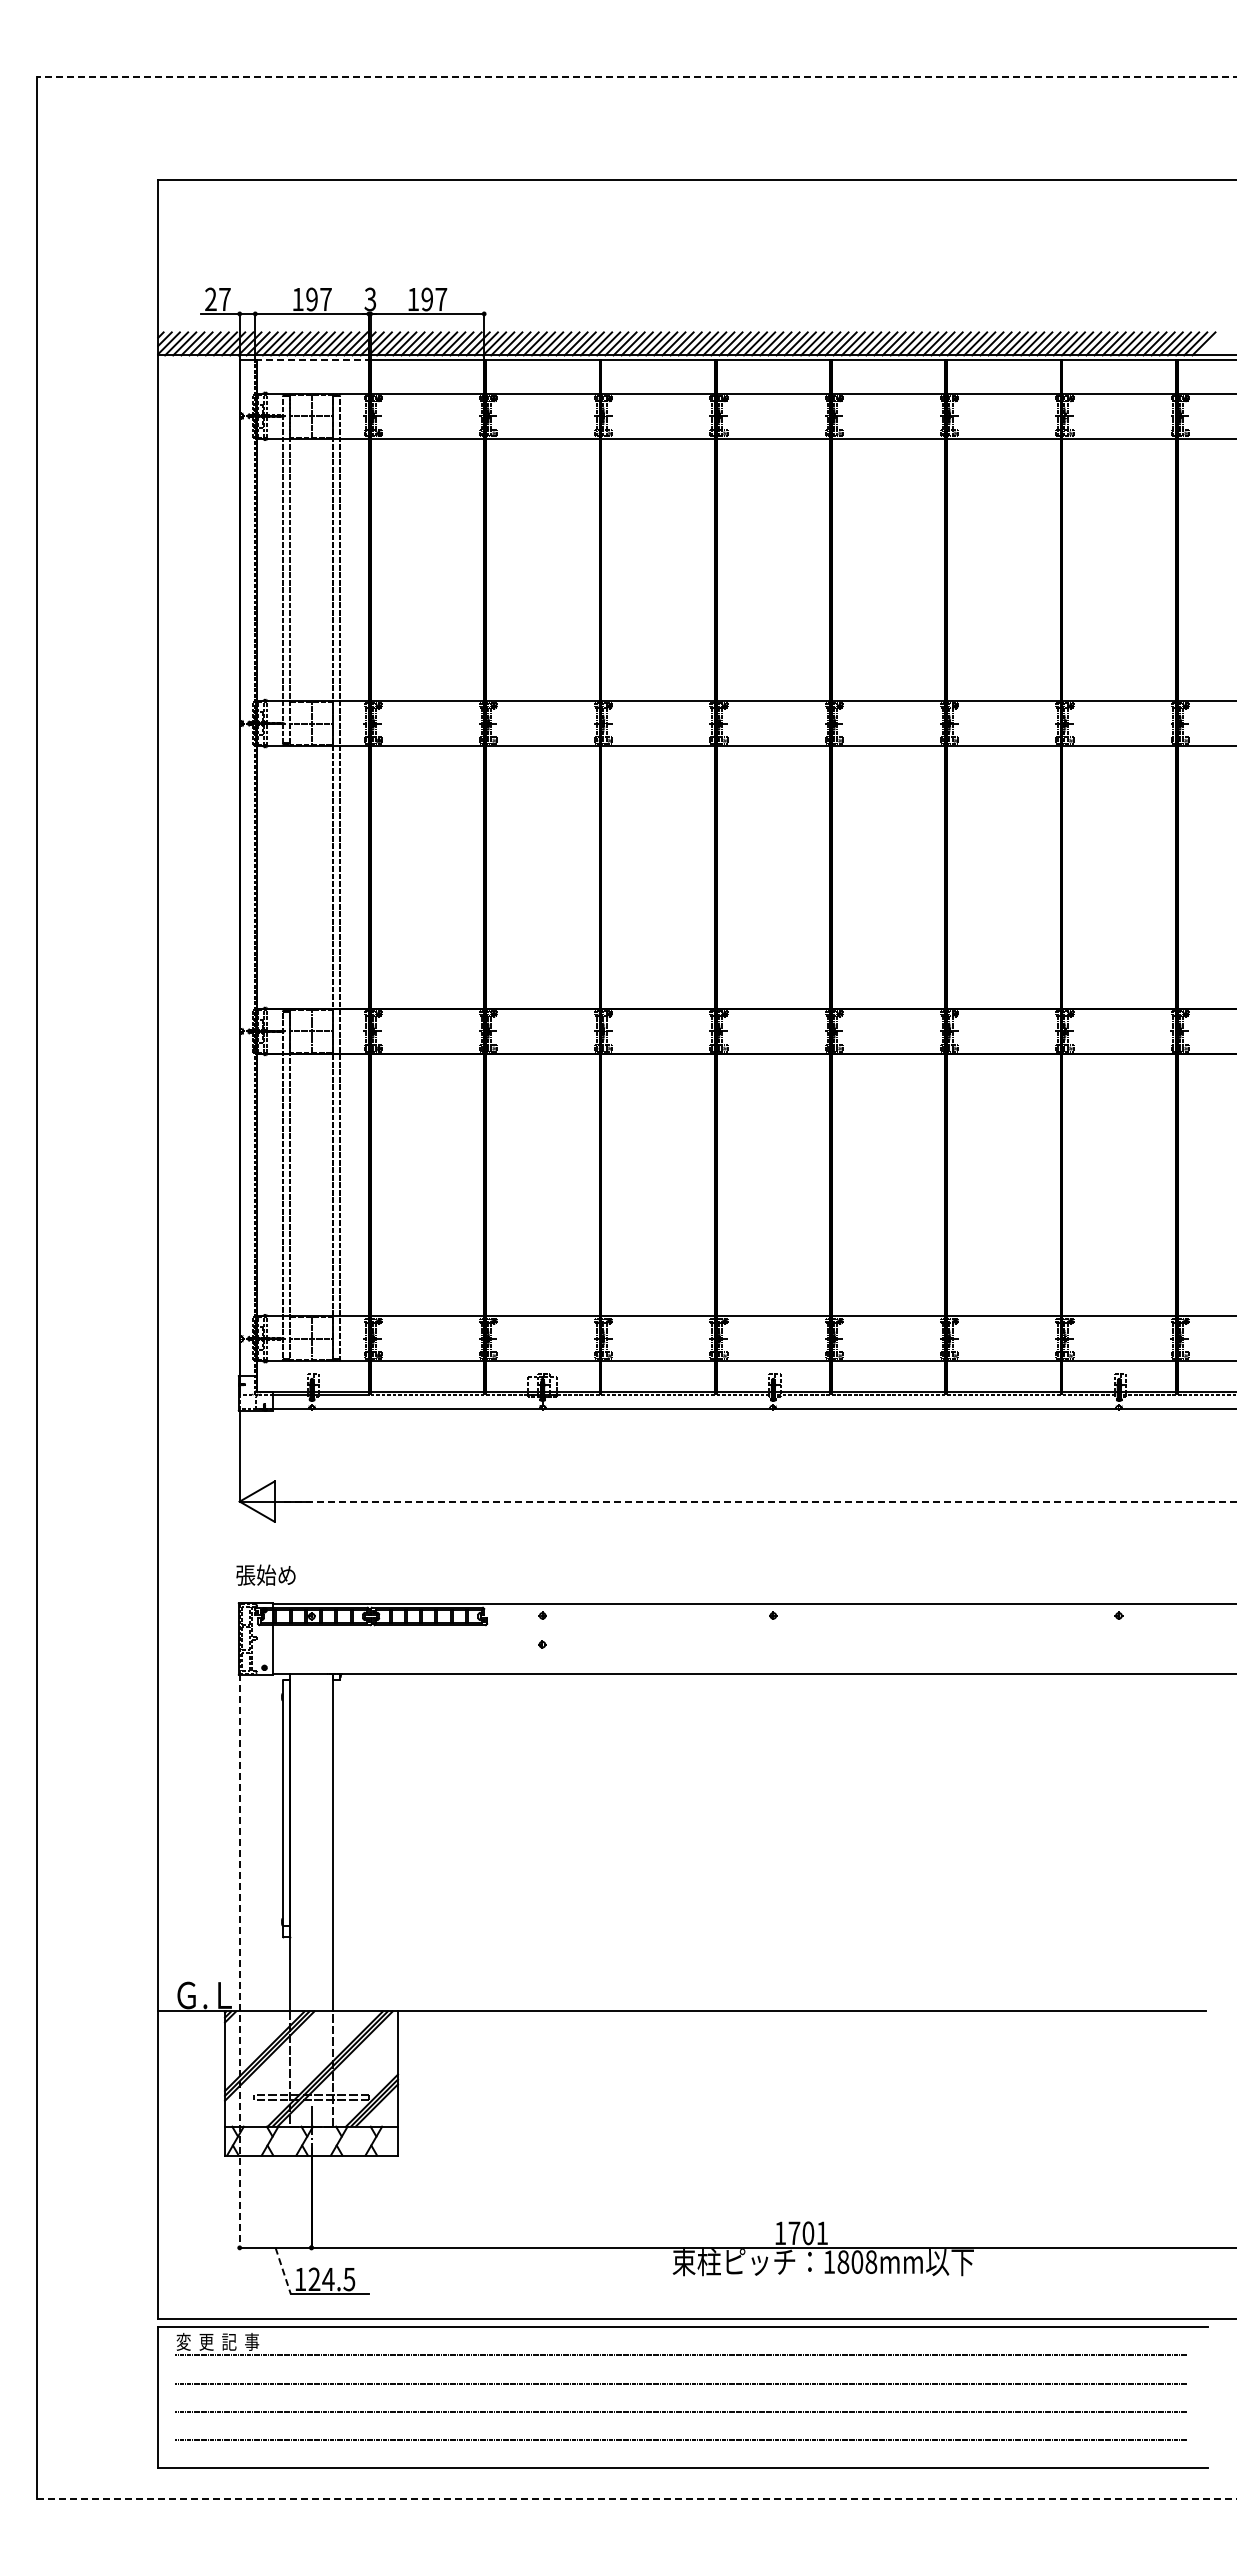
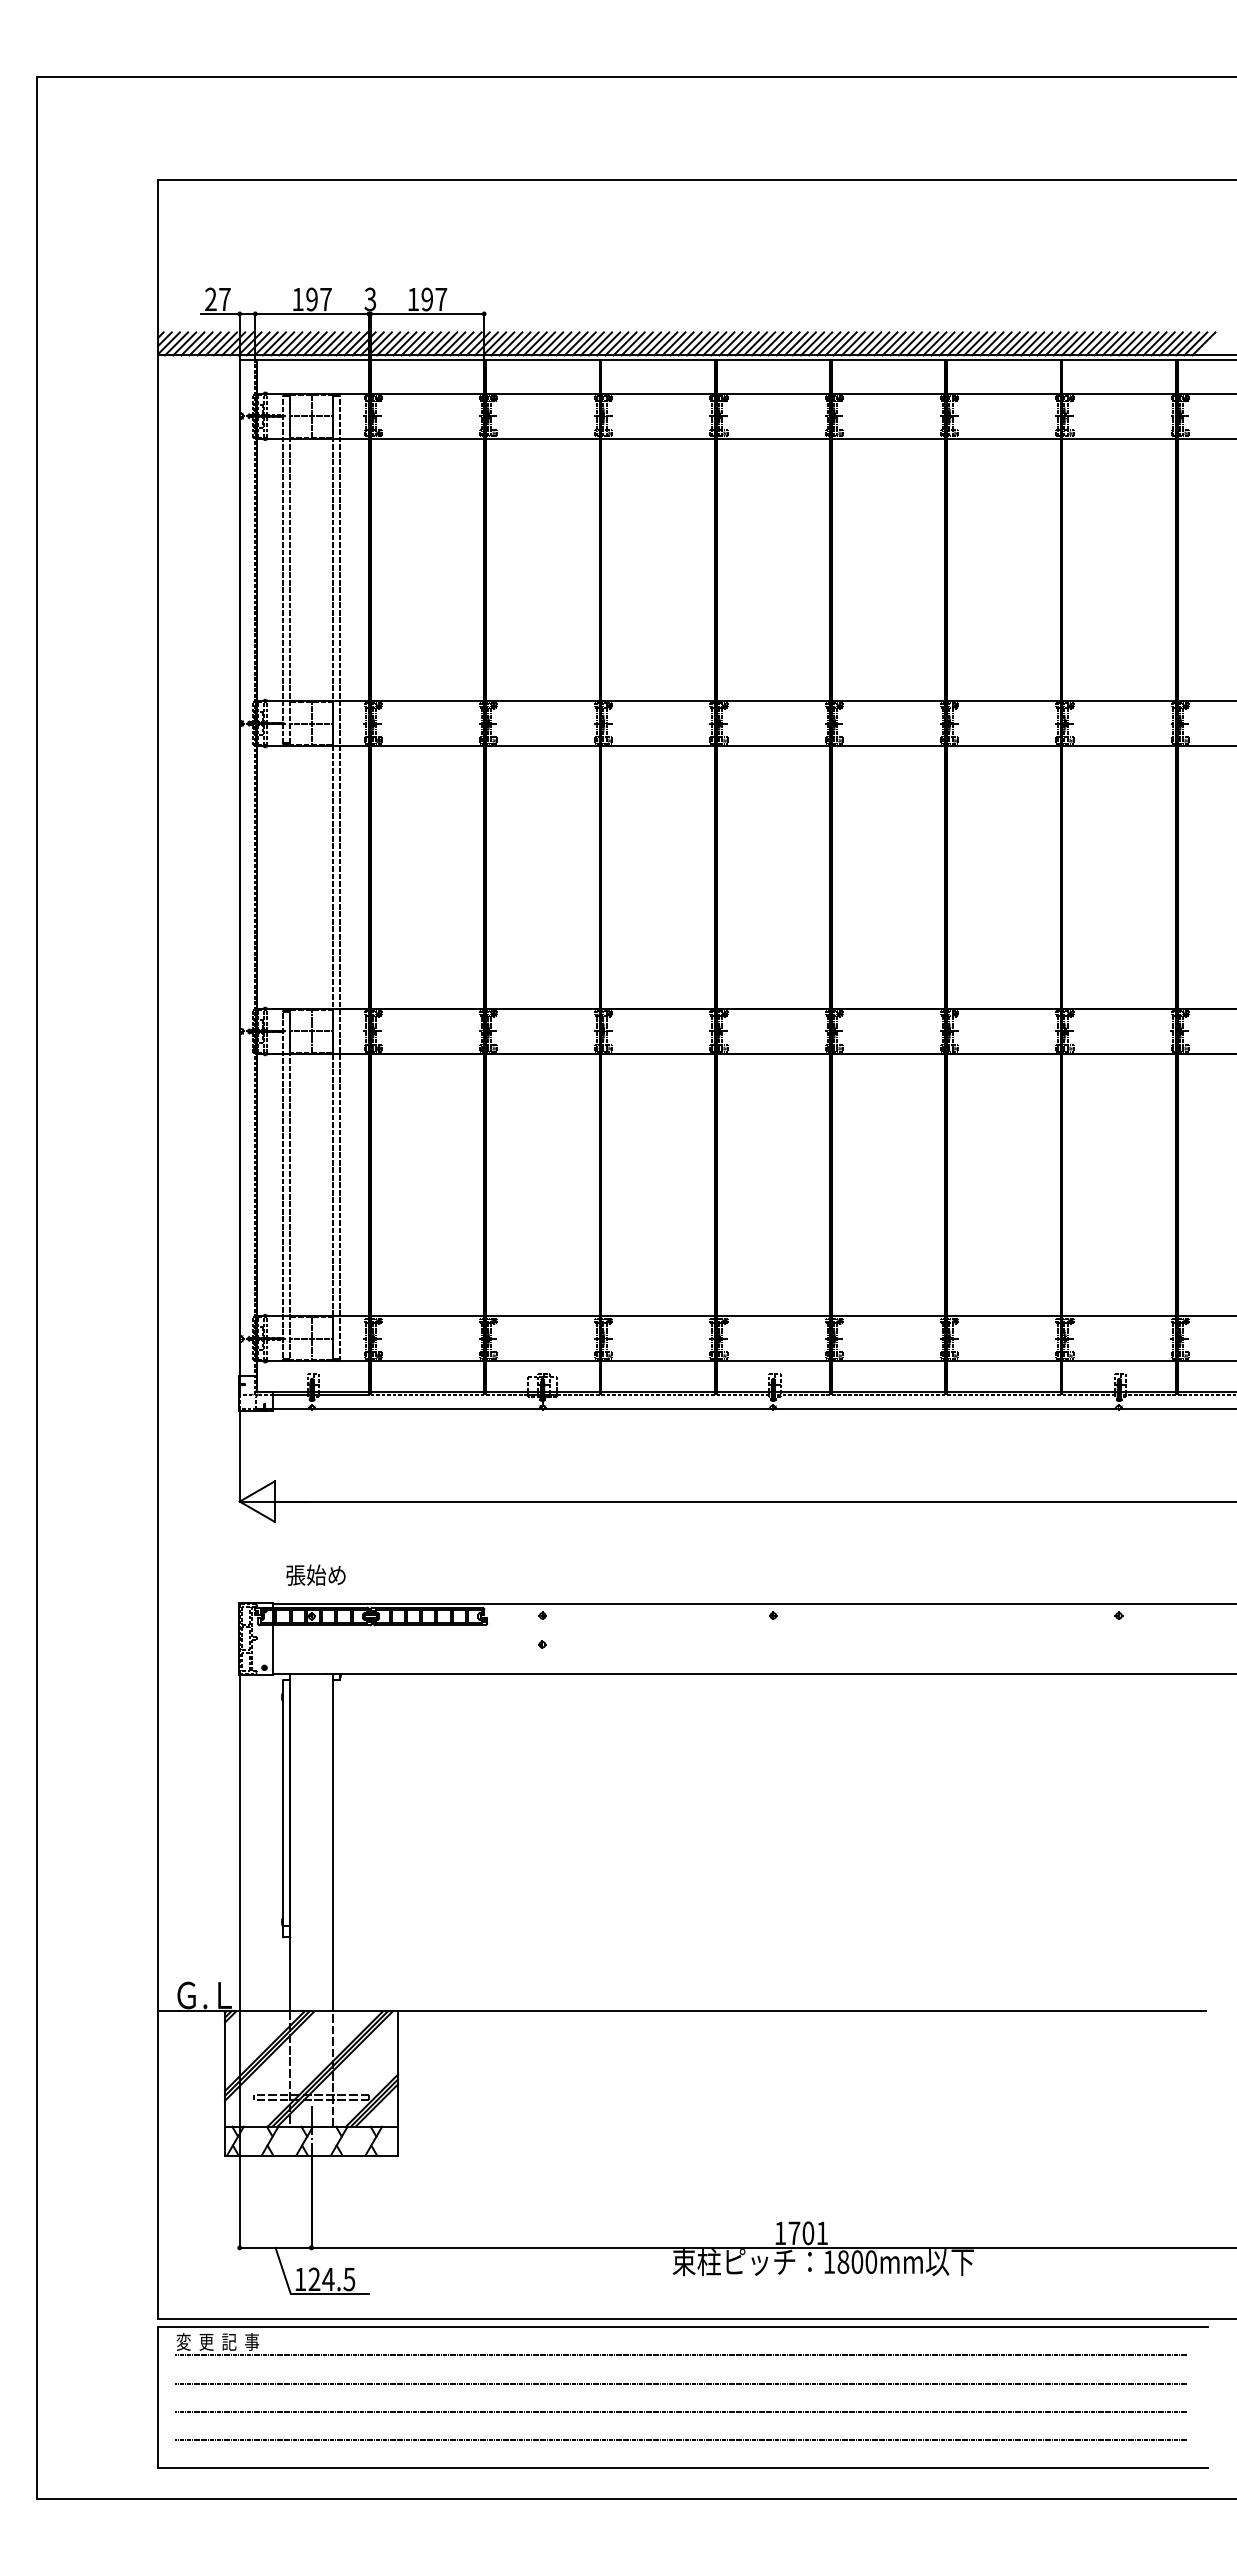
line: dashed -> solid (636, 77)
line: dashed -> solid (312, 360)
line: dashed -> solid (757, 1501)
text position: (265, 1574) -> (315, 1574) (315, 1574)
line: dashed -> solid (239, 1961)
text: 1808mm -> 1800mm (871, 2262)
line: dashed -> solid (283, 2271)
line: dashed -> solid (637, 2498)
